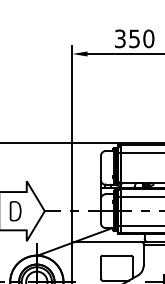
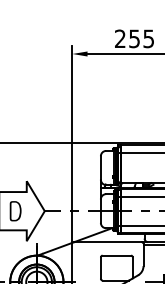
text: 350 -> 255 (134, 38)
